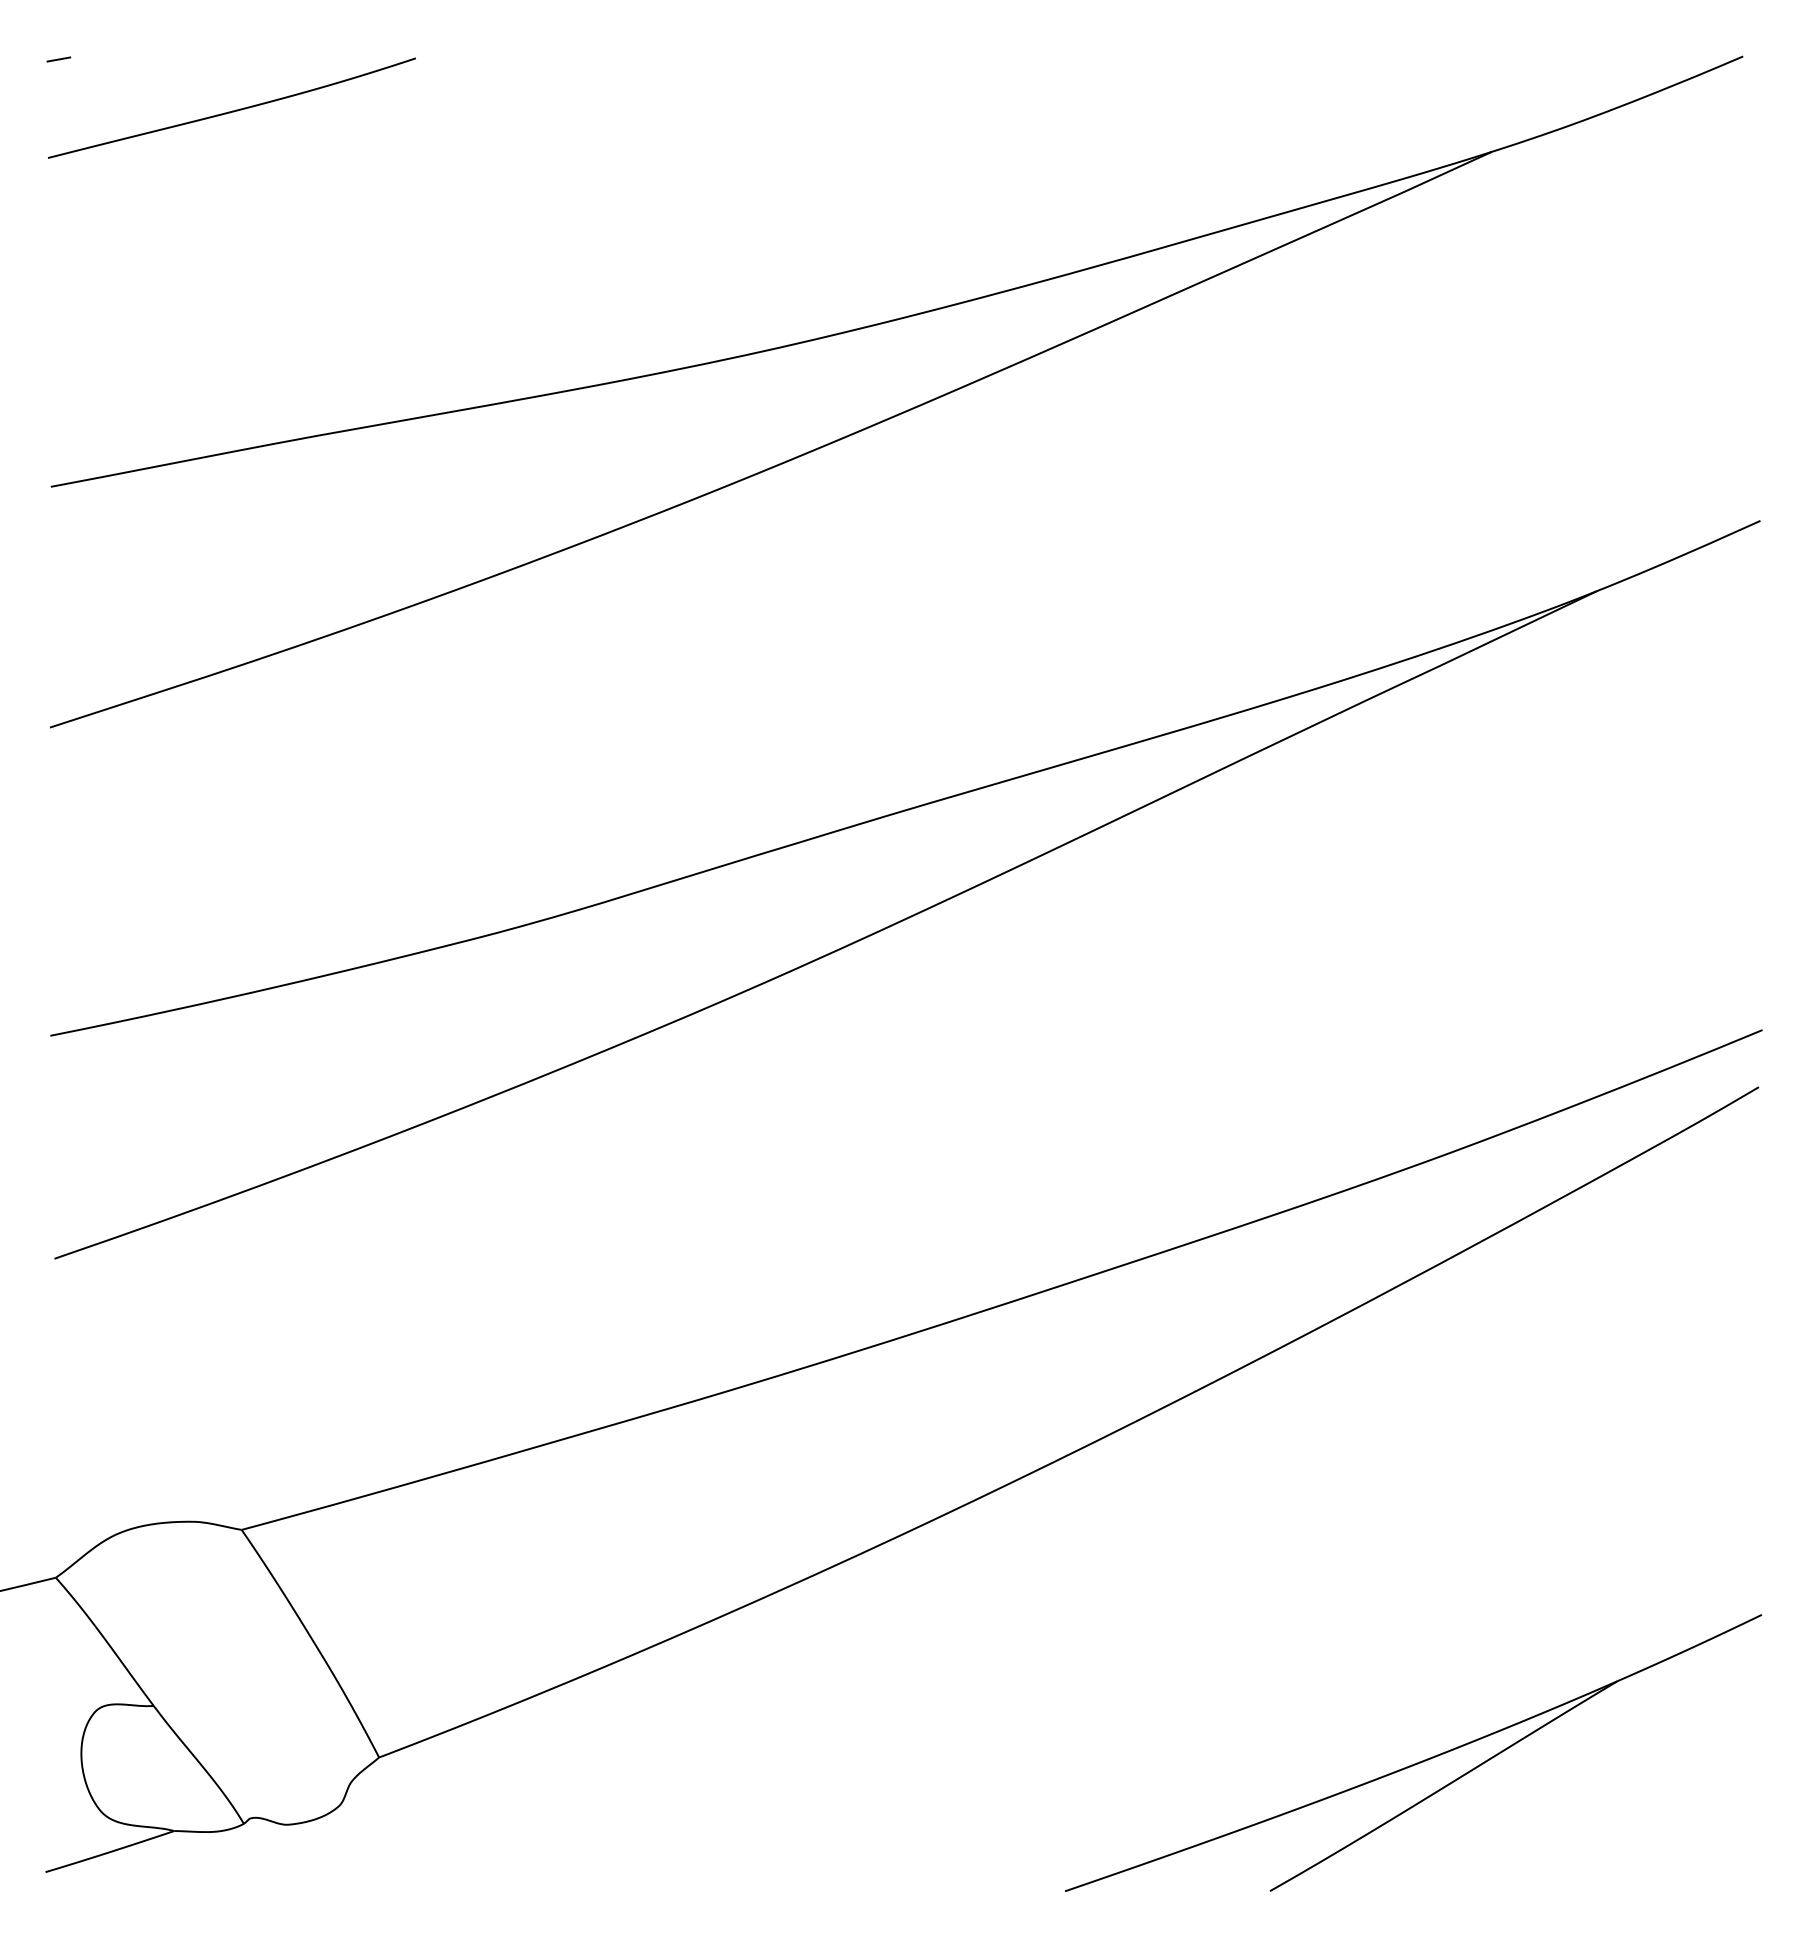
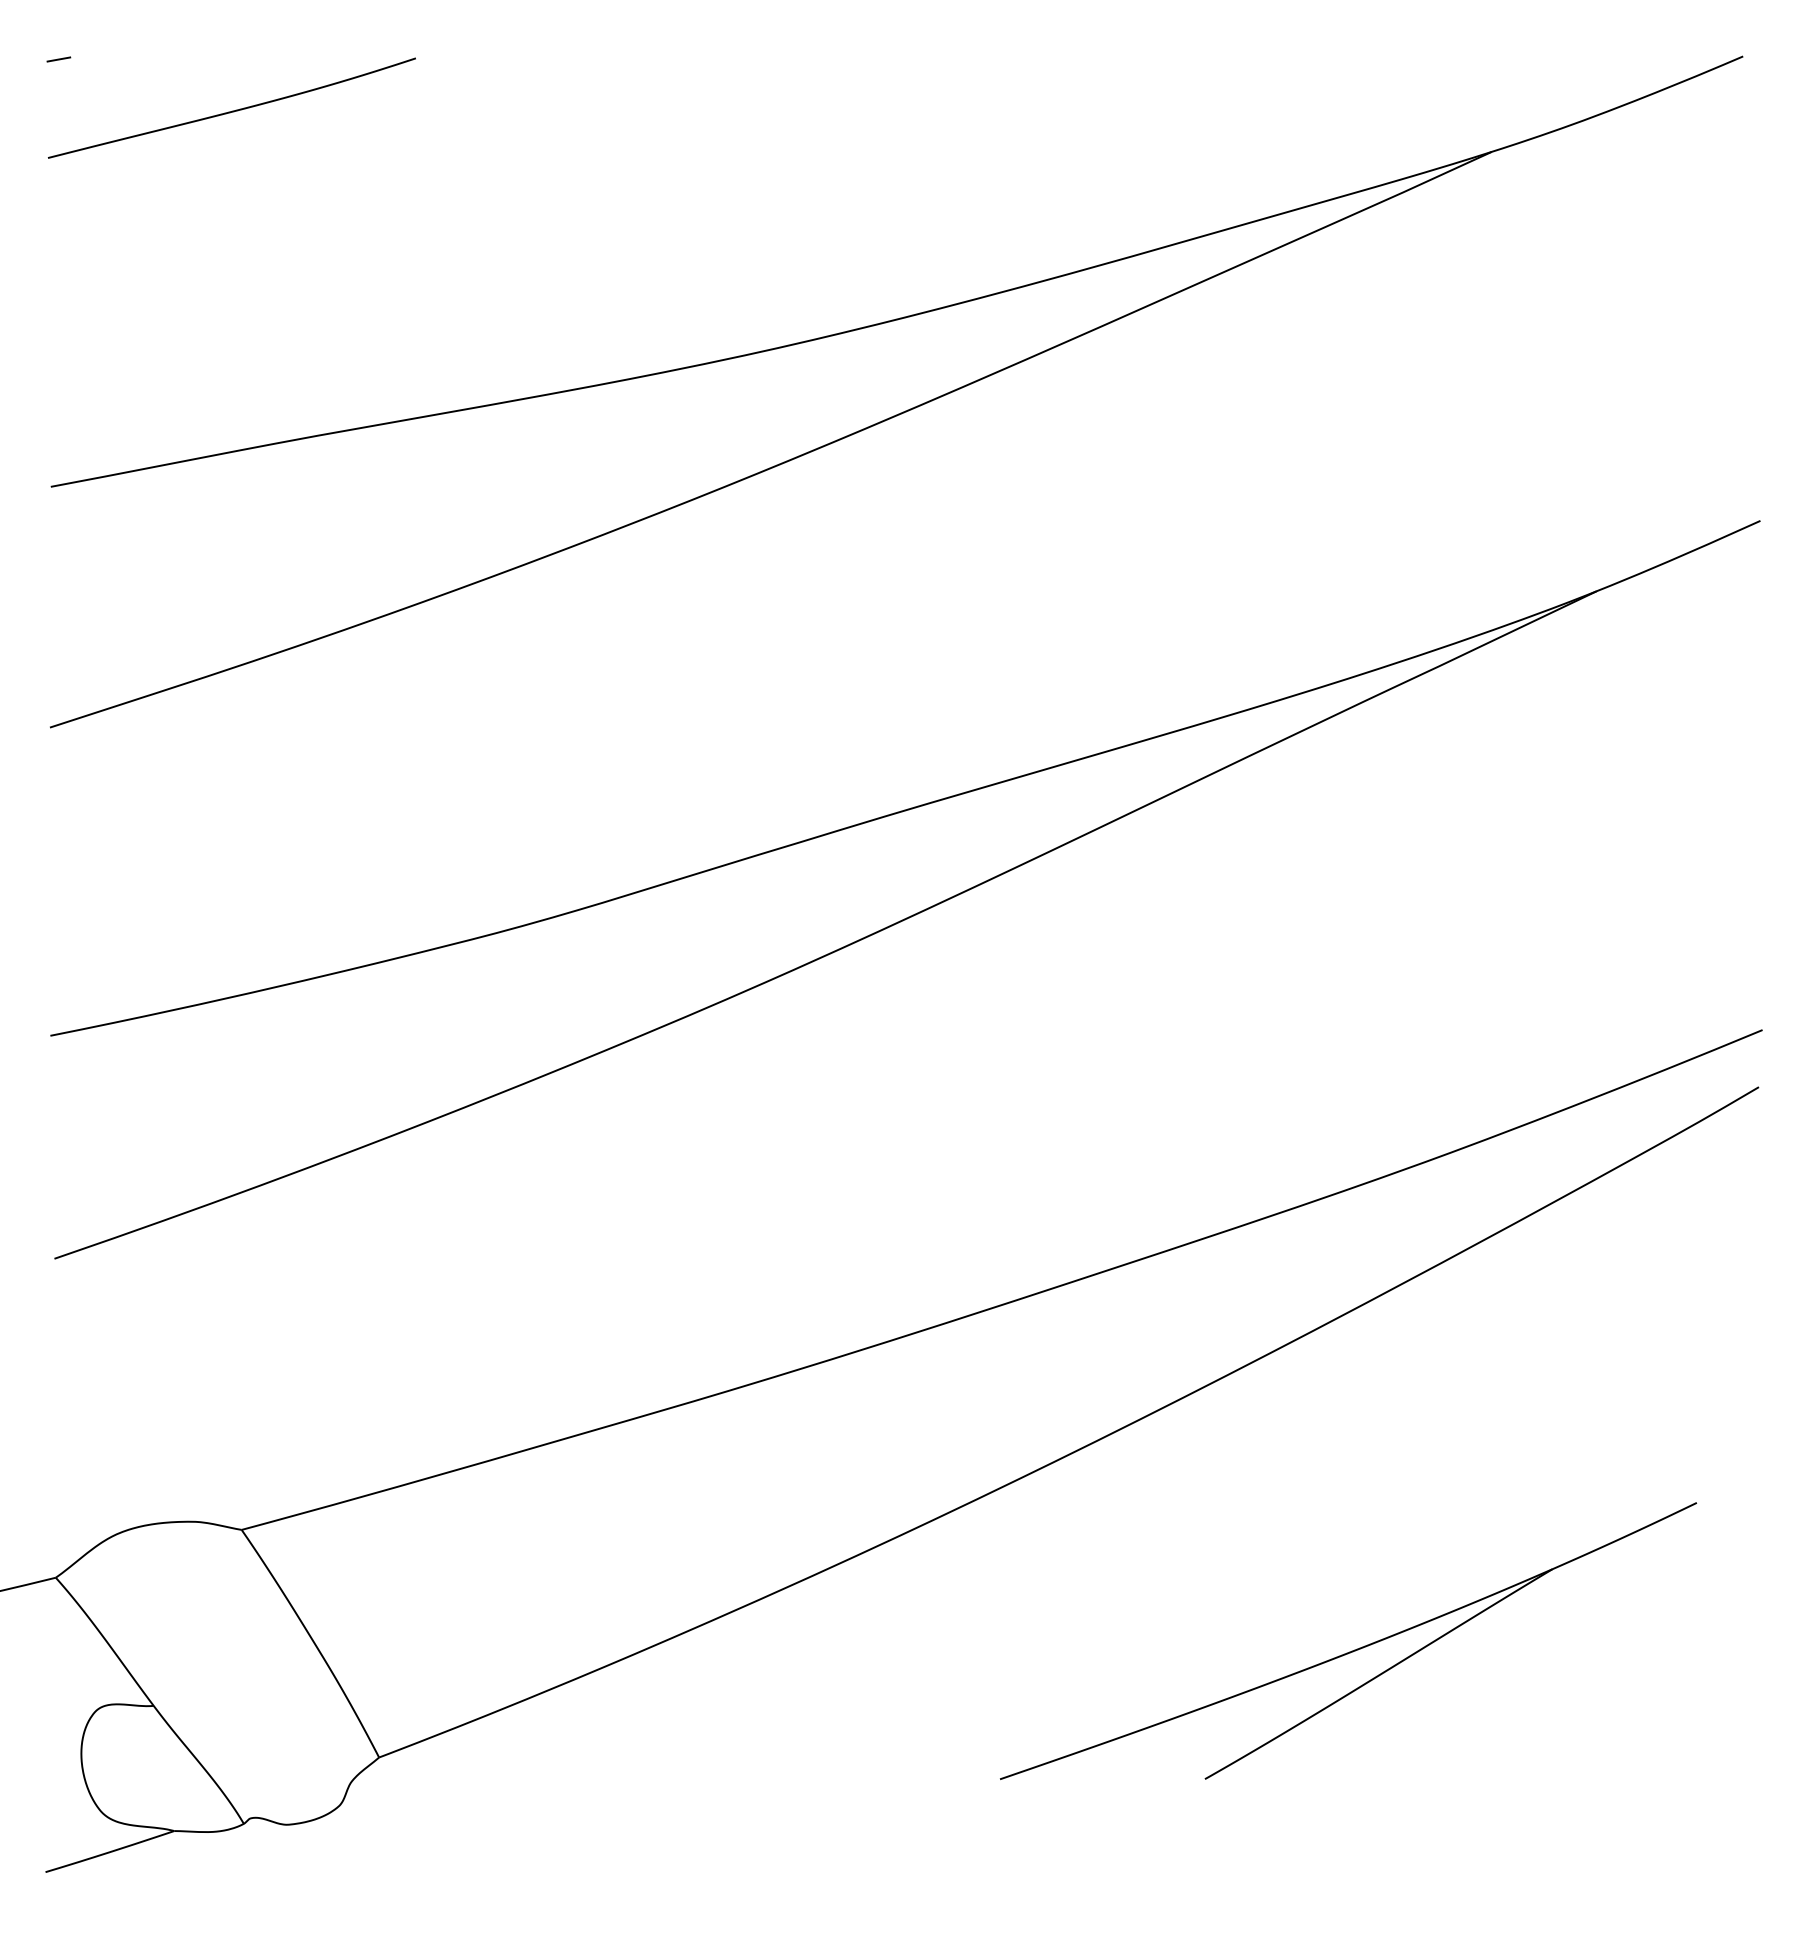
part position: (1416, 1762) -> (1351, 1650) (1351, 1650)
